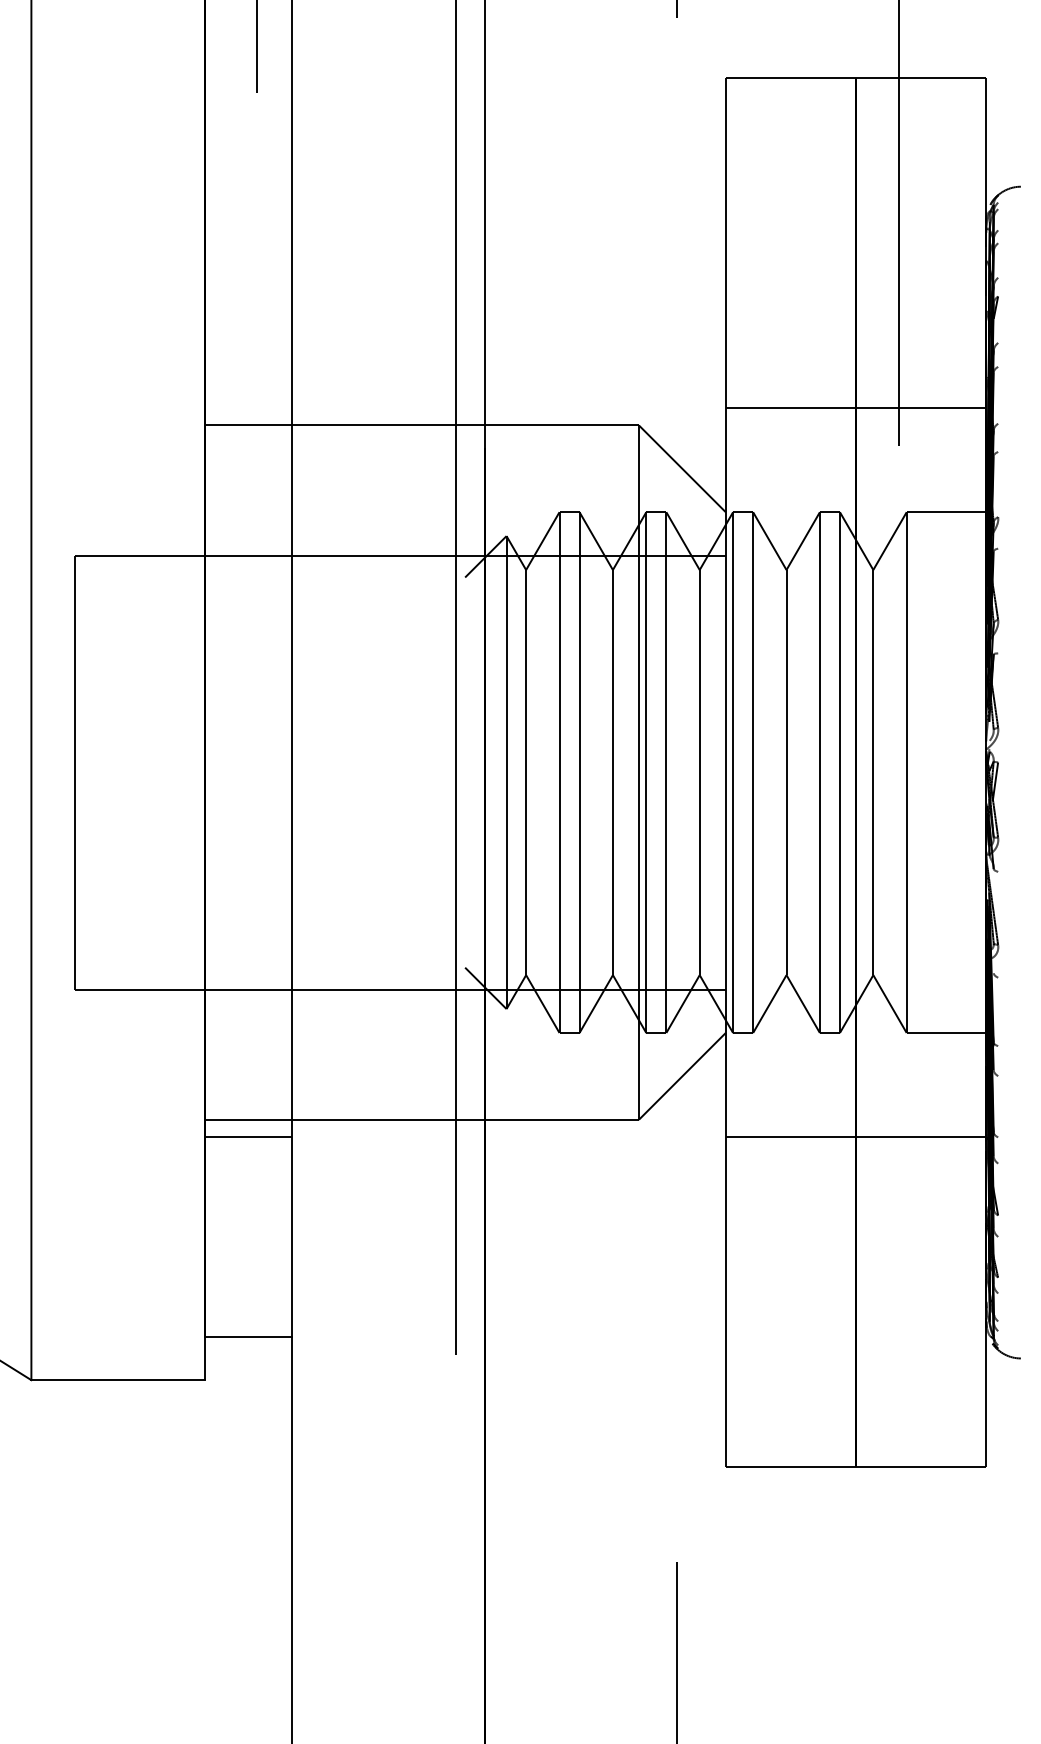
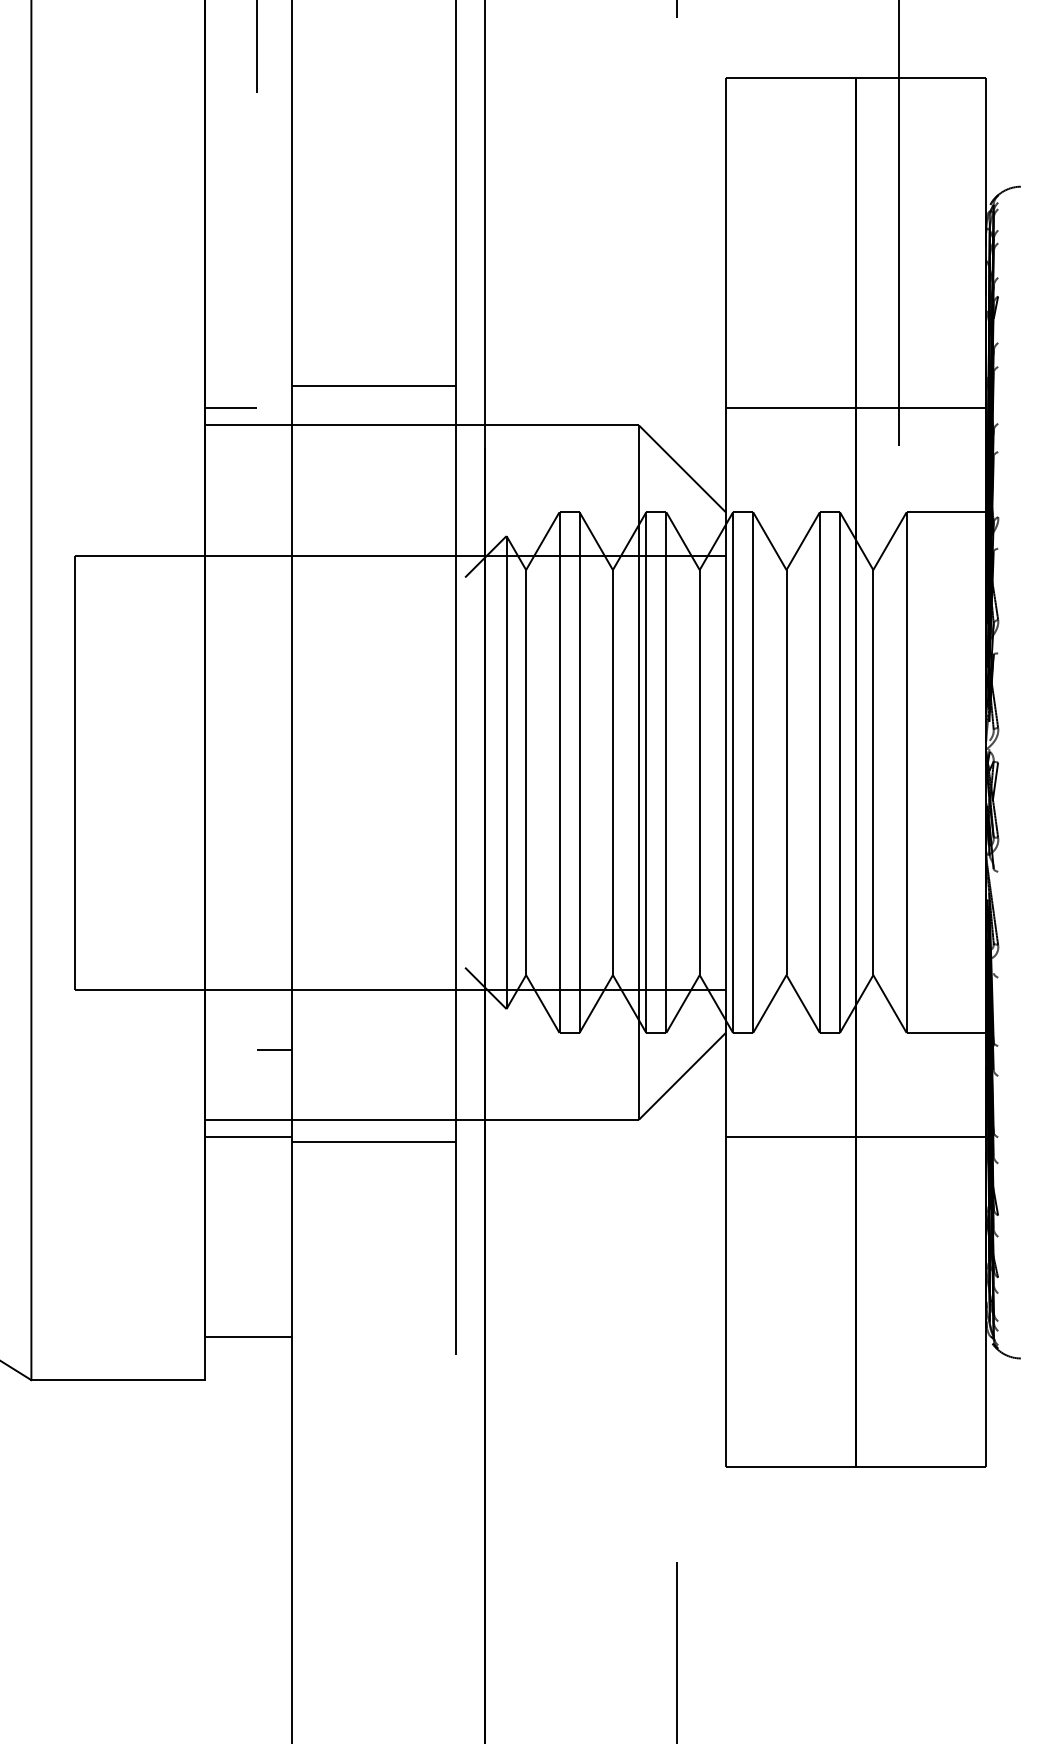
line: none -> present (373, 385)
line: none -> present (230, 408)
line: none -> present (274, 1049)
line: none -> present (373, 1141)
